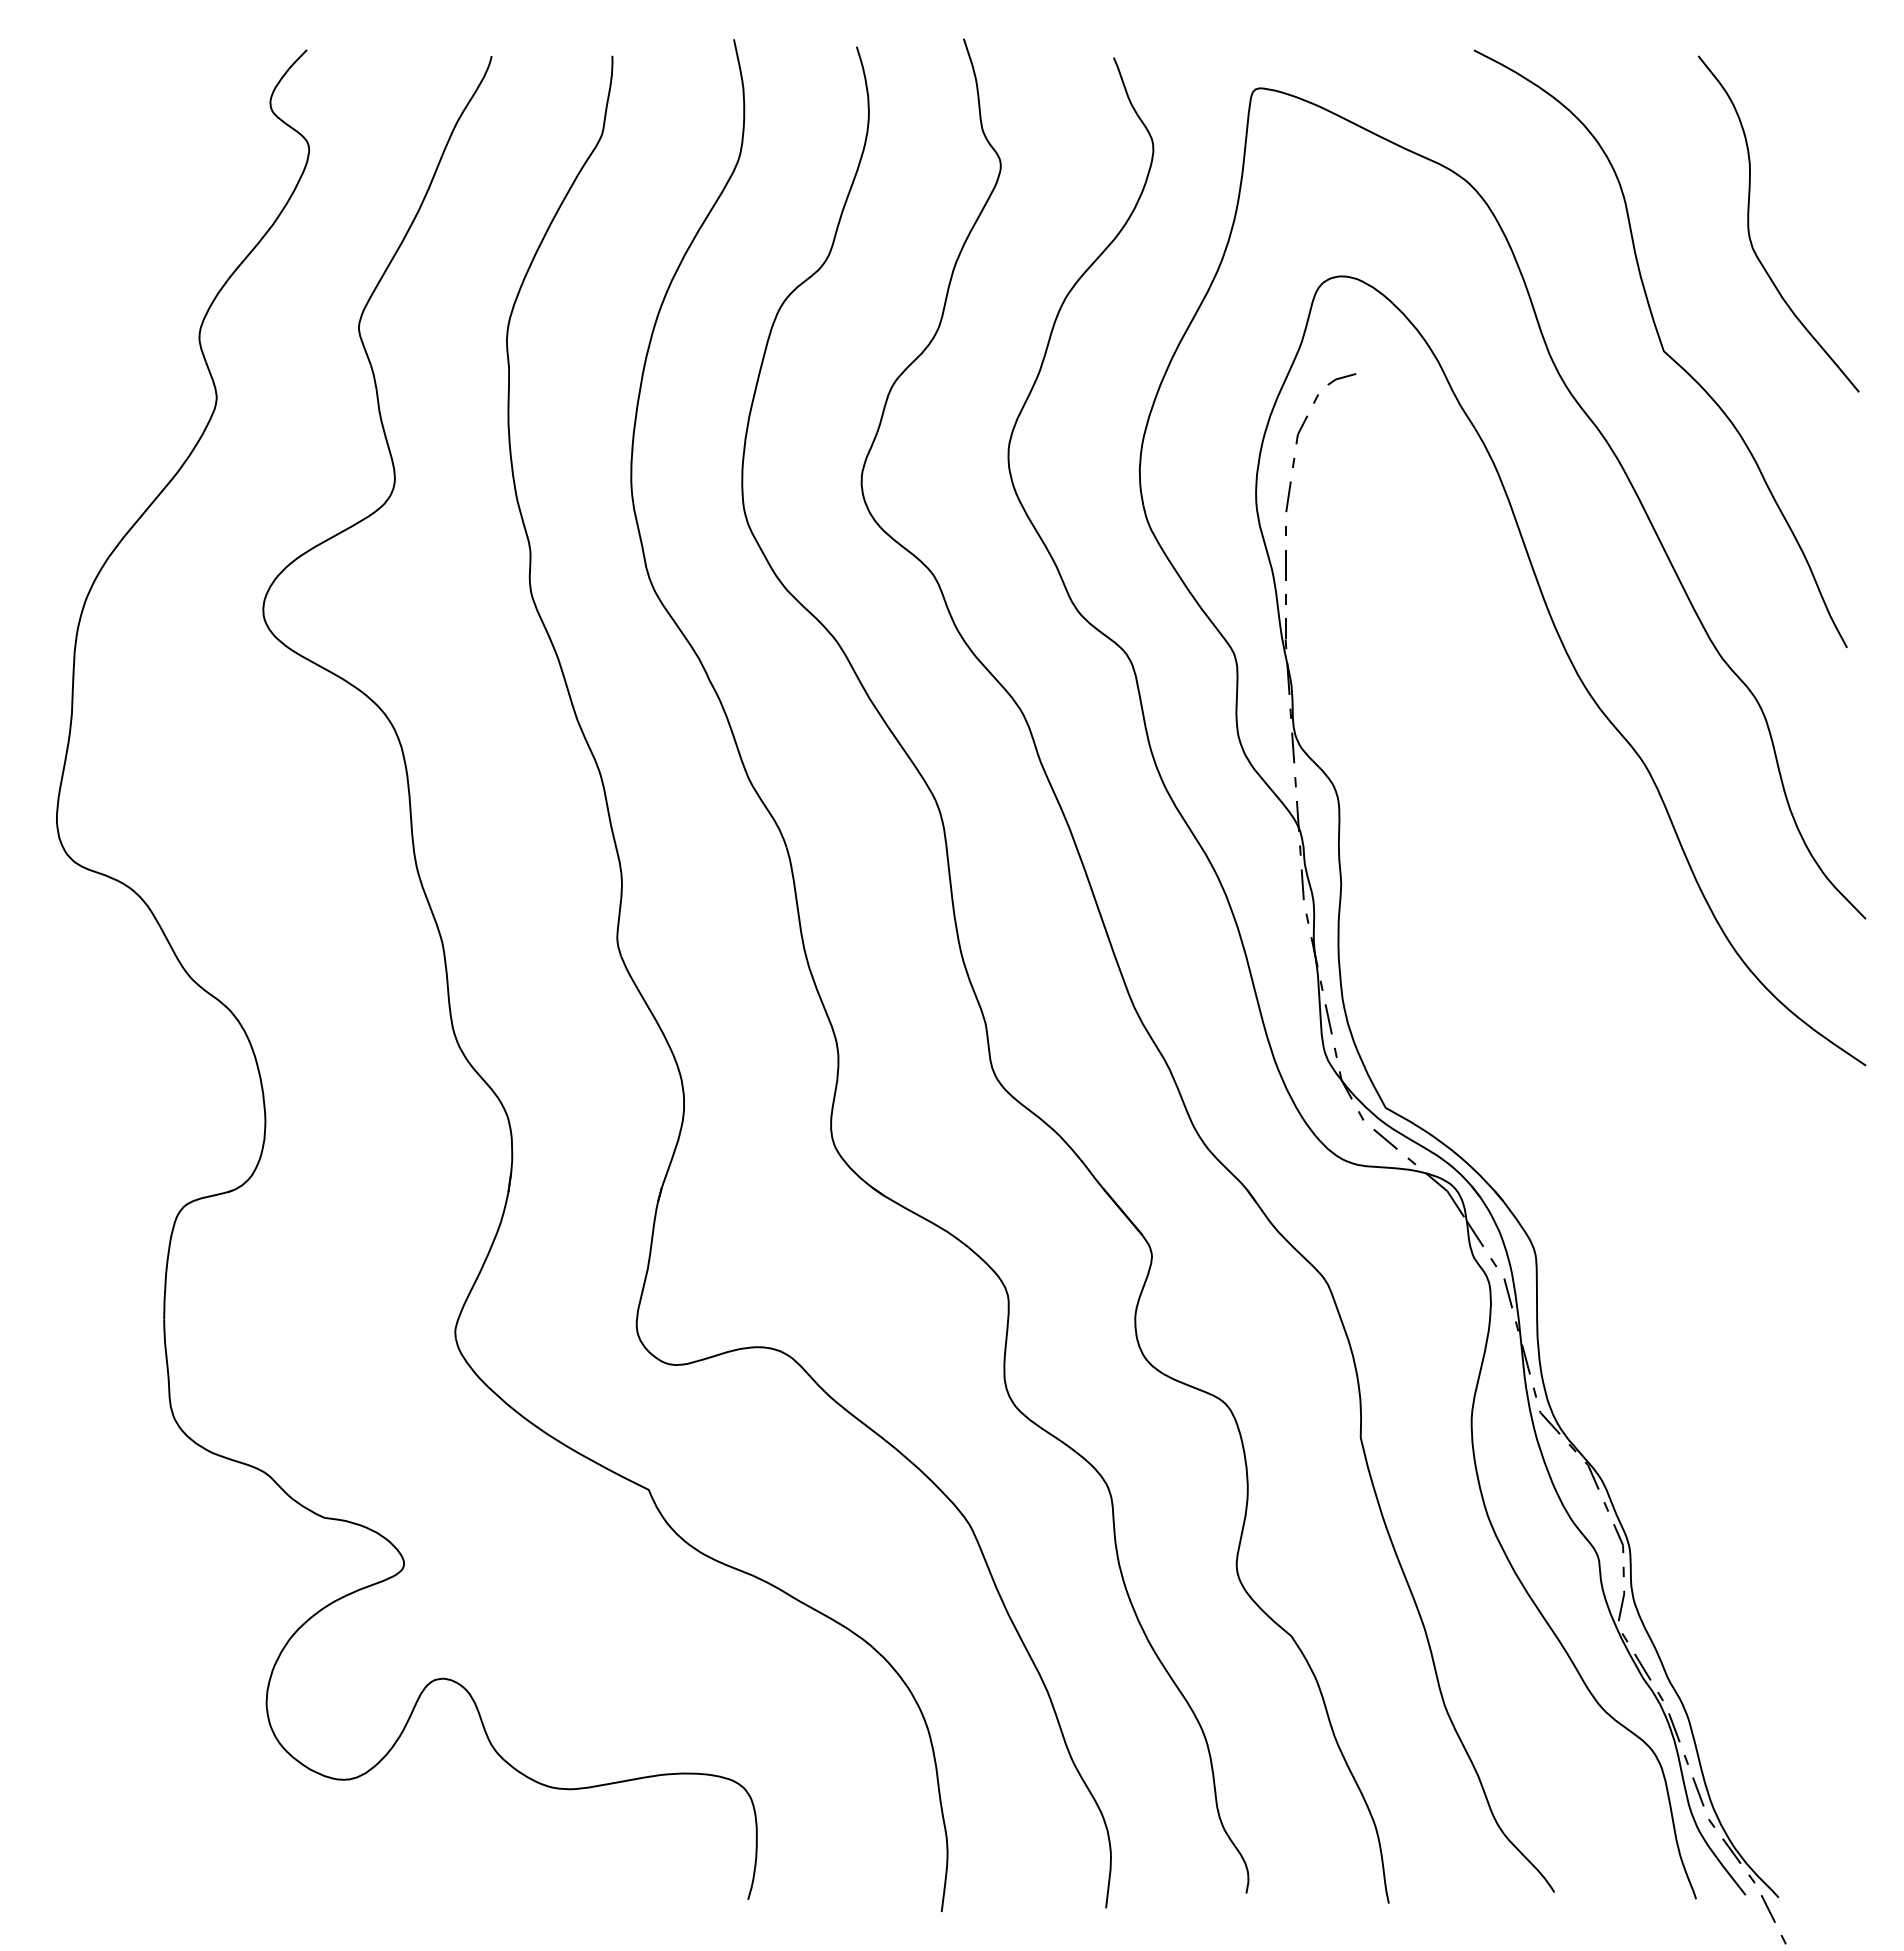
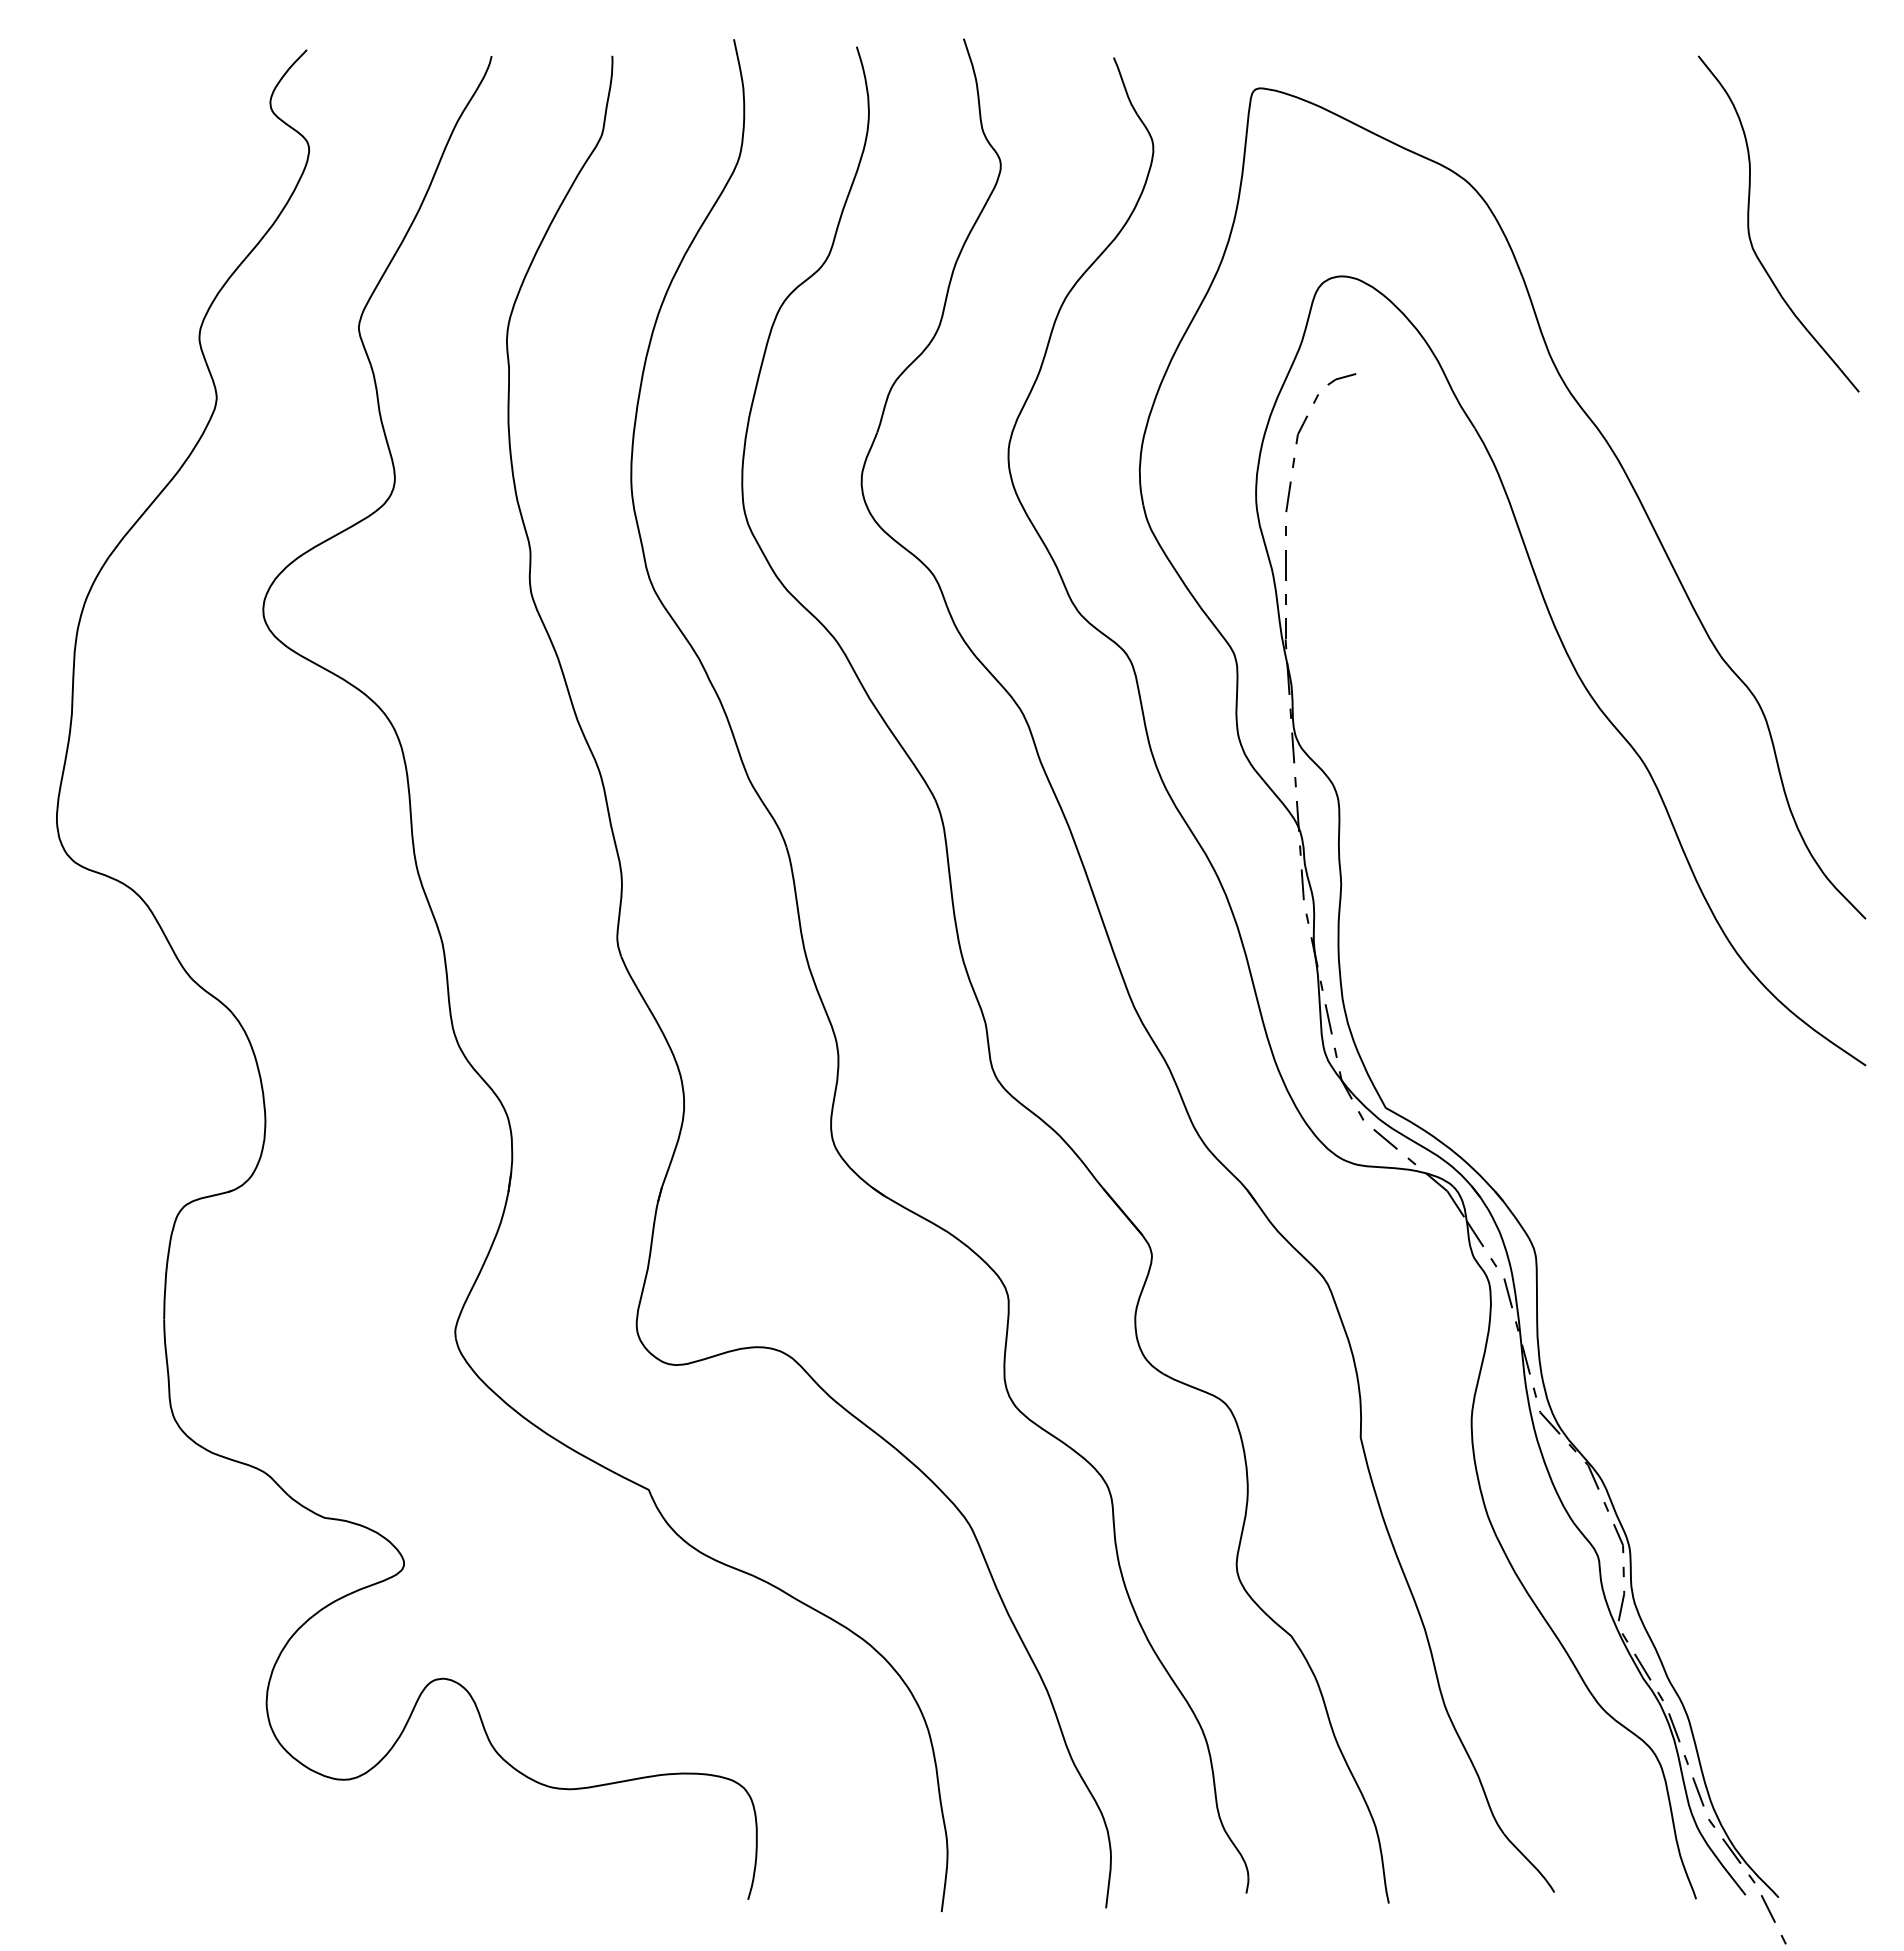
curve: present -> none (1661, 347)
